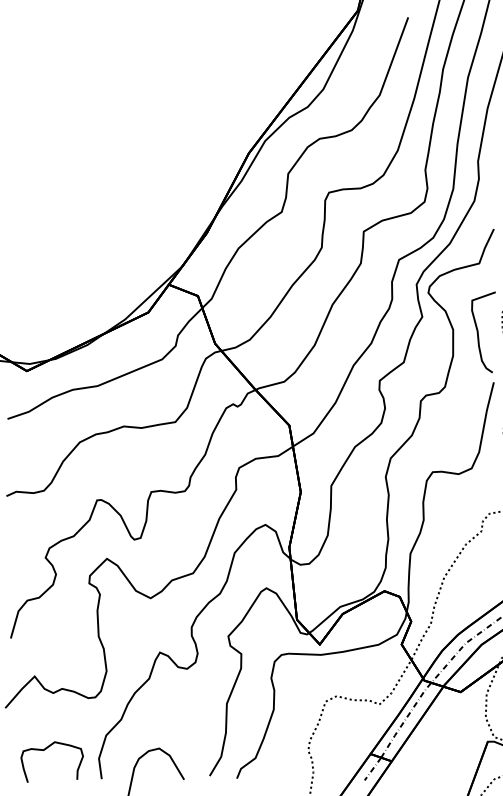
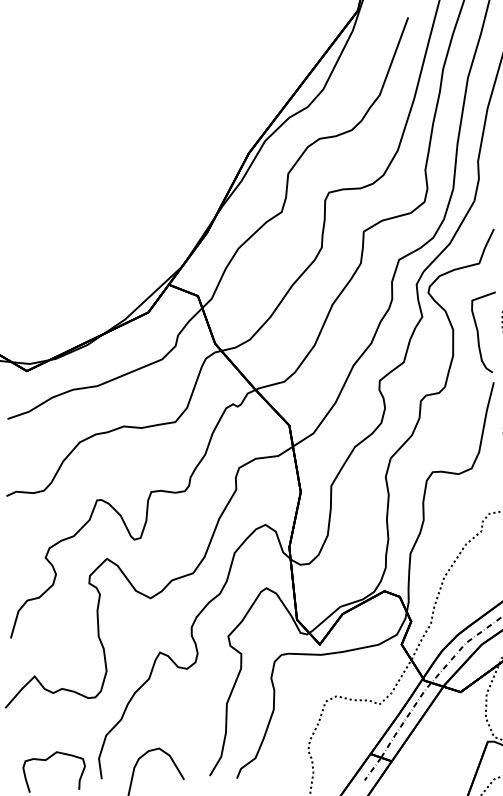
curve position: (46, 749) -> (48, 759) (48, 759)
